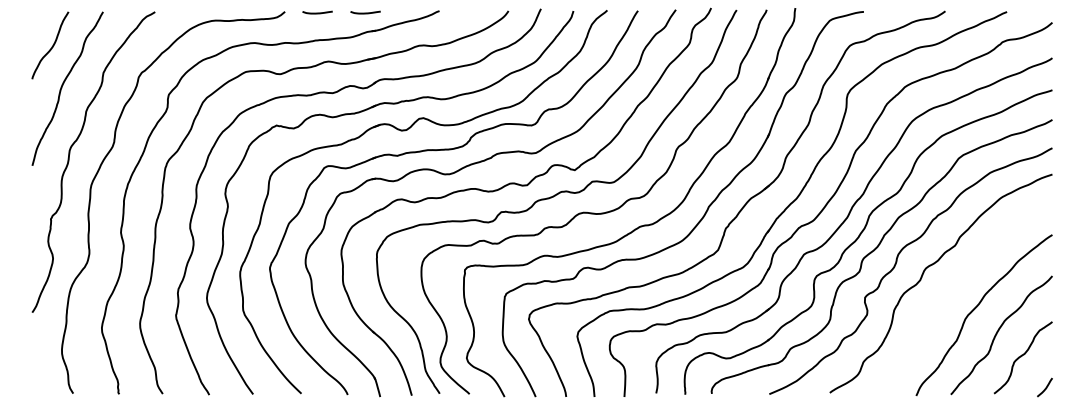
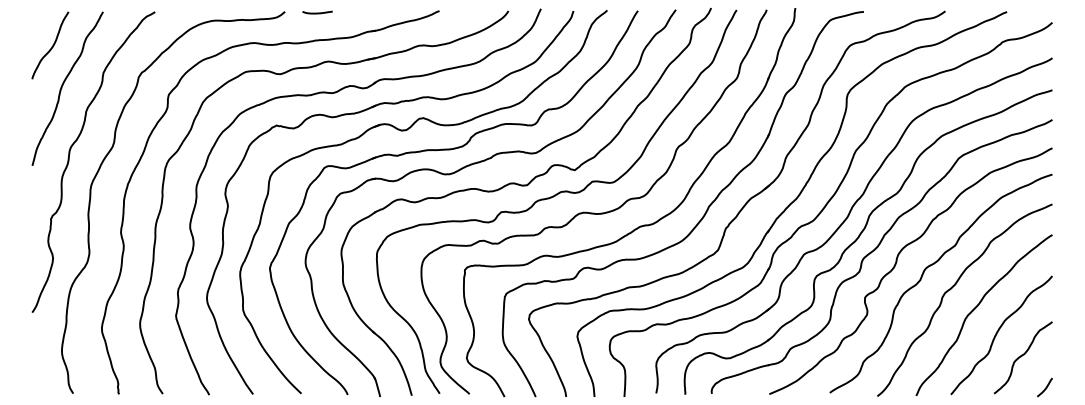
line: present -> none (365, 12)
curve: none -> present (953, 287)
